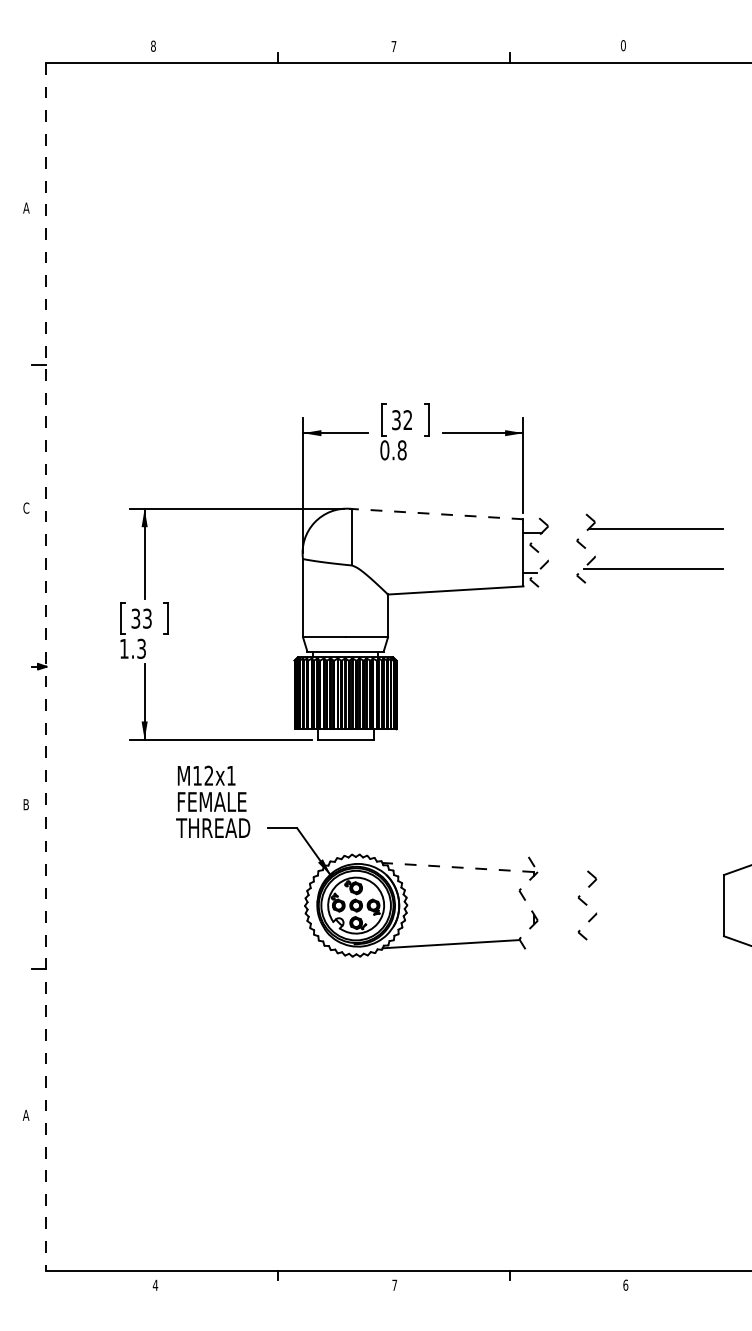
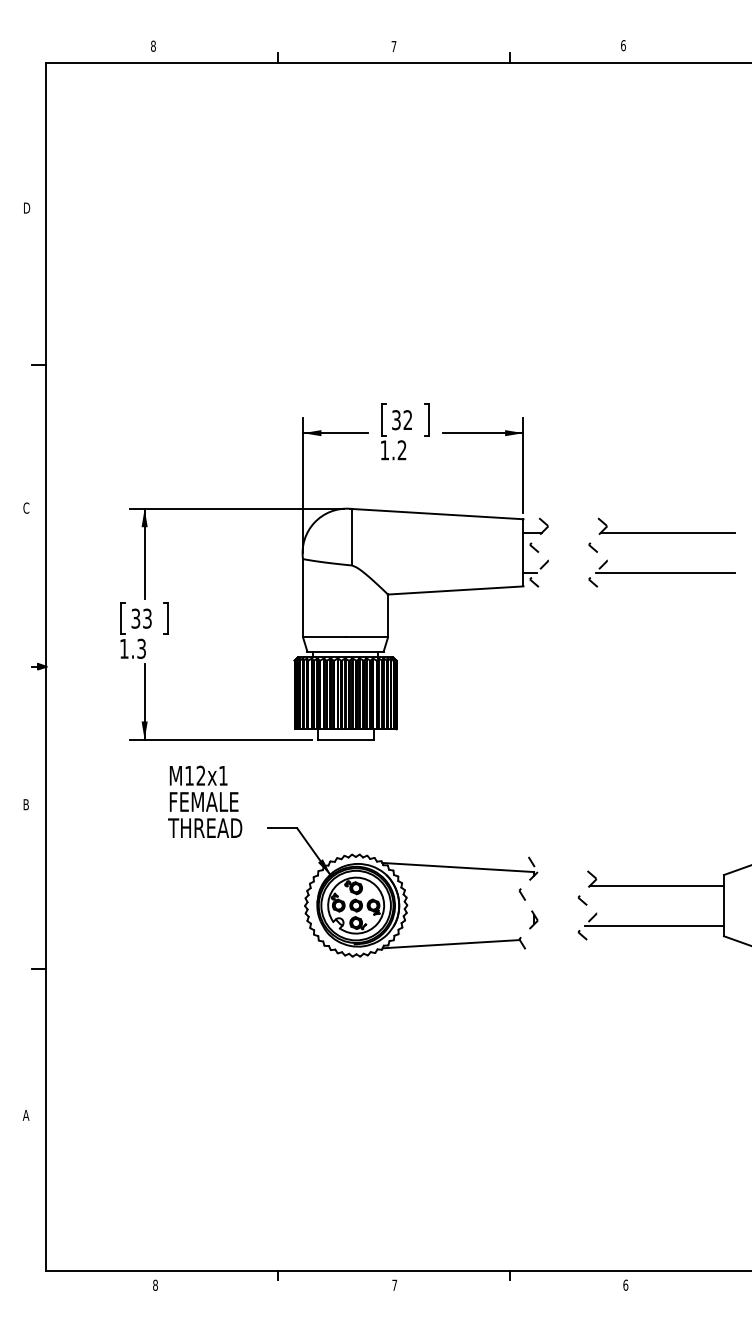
text: 0 -> 6 (623, 45)
text: A -> D (26, 207)
text: 0.8 -> 1.2 (393, 450)
line: dashed -> solid (437, 514)
part position: (649, 529) -> (661, 533) (661, 533)
line: dashed -> solid (46, 666)
text position: (213, 801) -> (205, 801) (205, 801)
line: dashed -> solid (457, 867)
line: none -> present (656, 885)
line: none -> present (653, 925)
text: 4 -> 8 (155, 1284)
